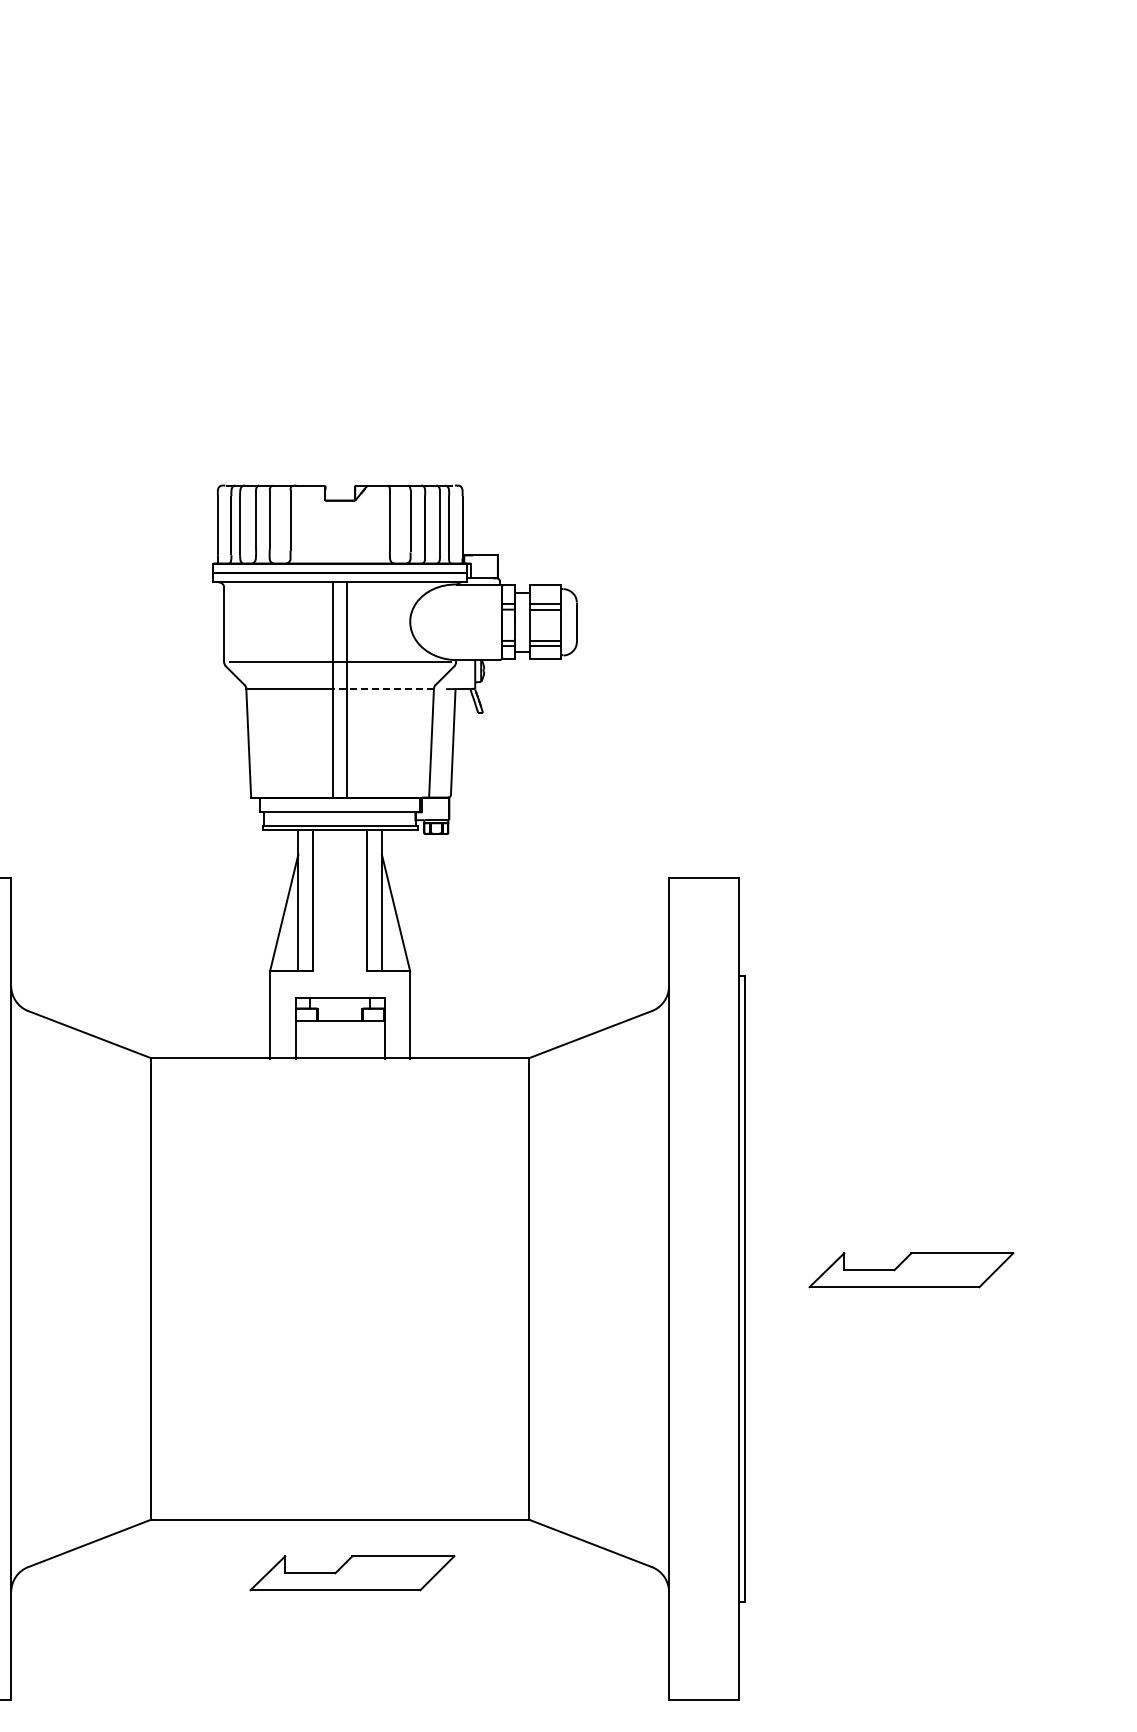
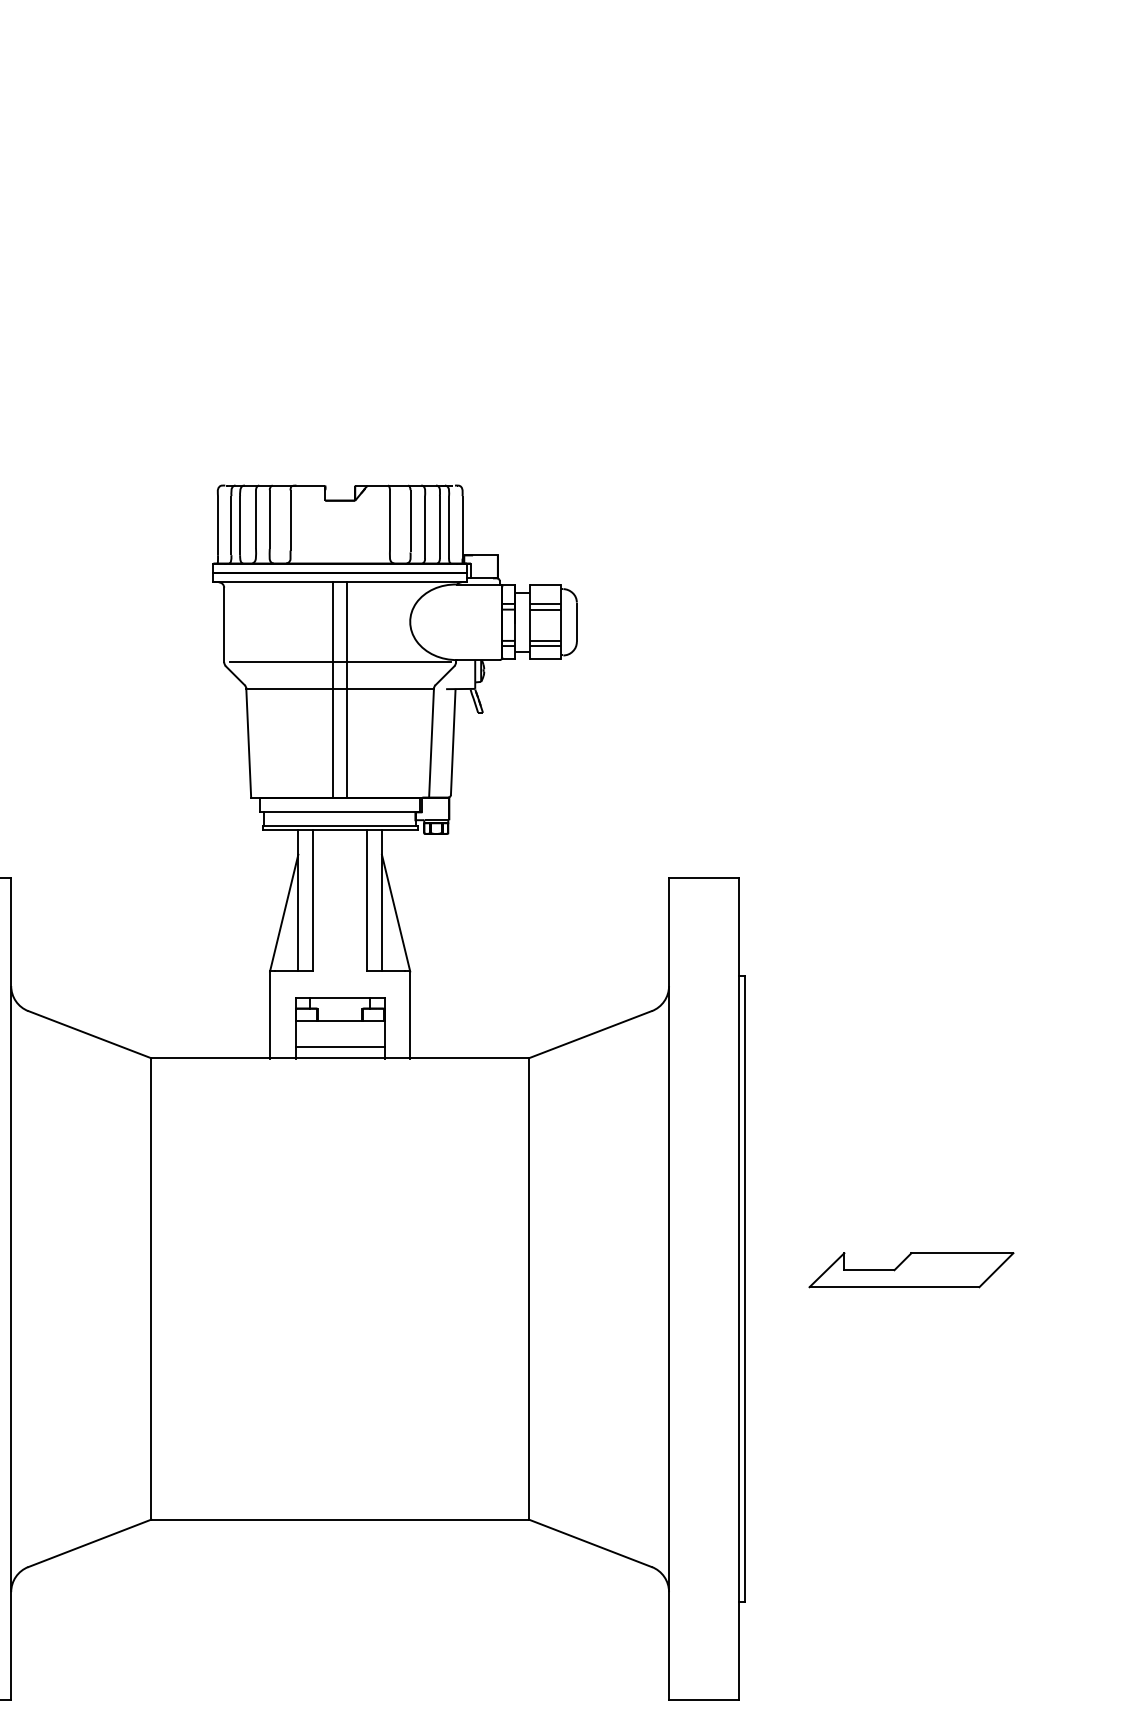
line: dashed -> solid (383, 688)
line: none -> present (339, 1046)
part: present -> none (352, 1573)
